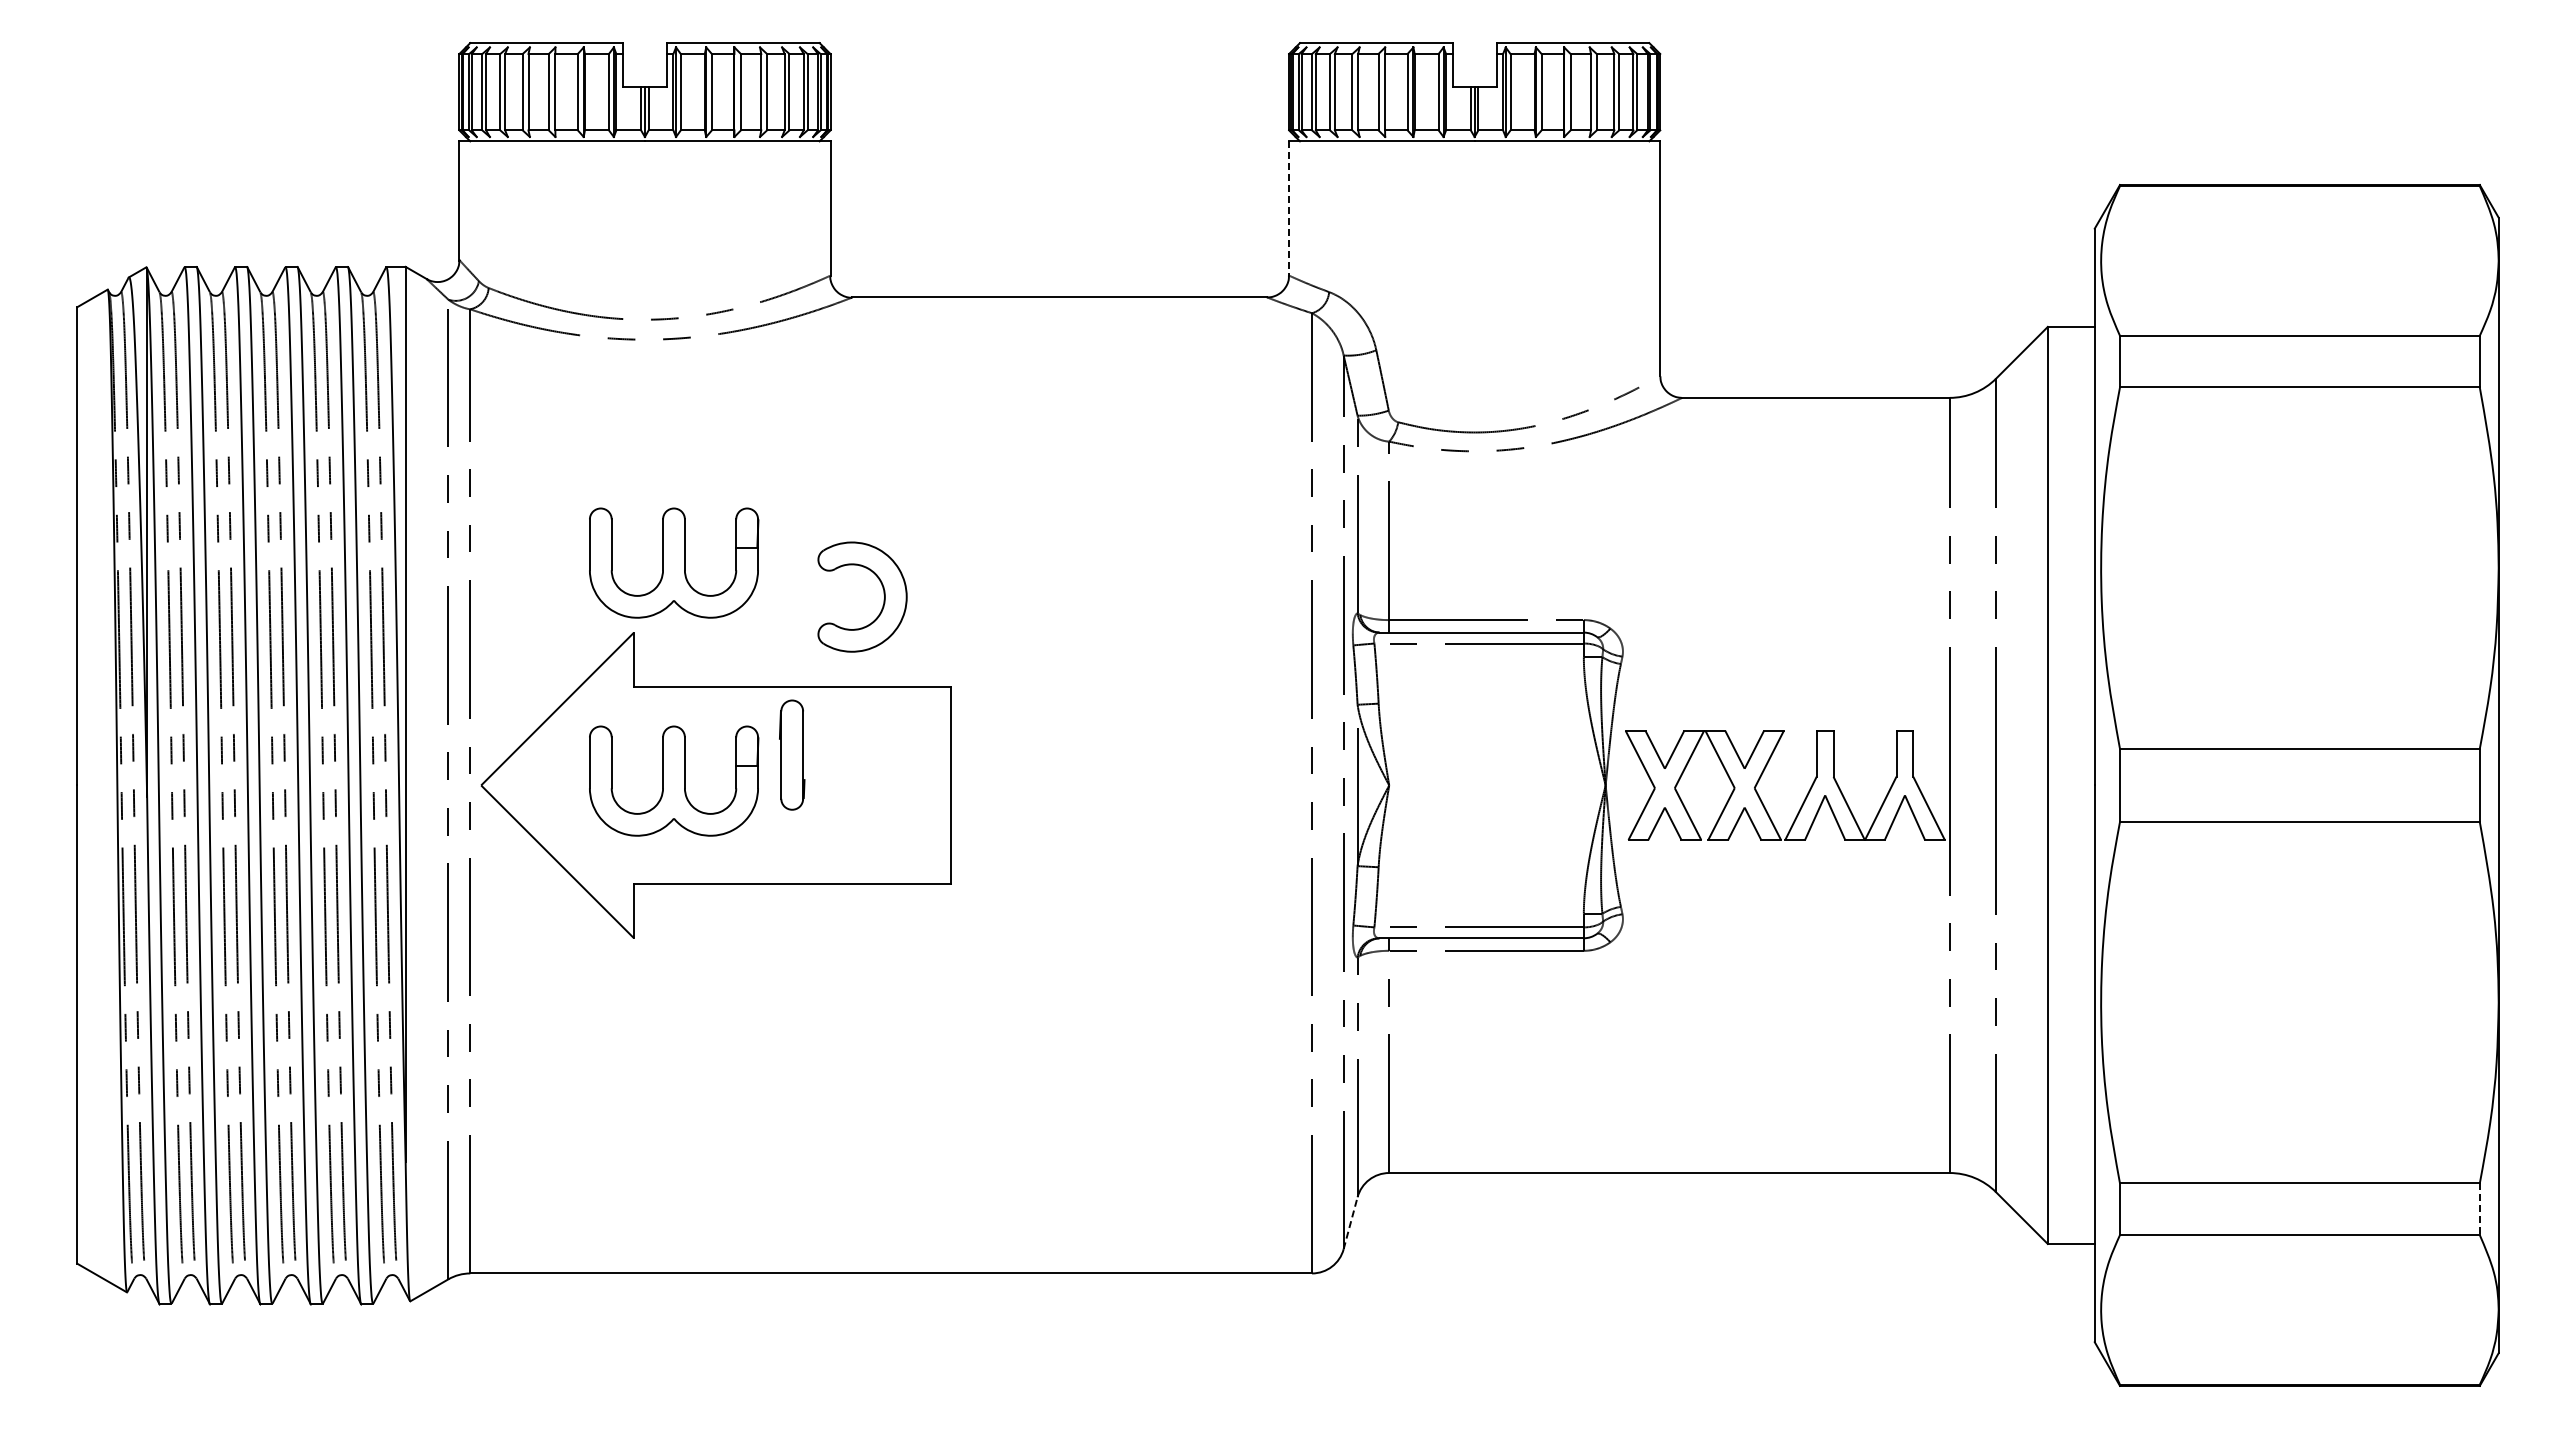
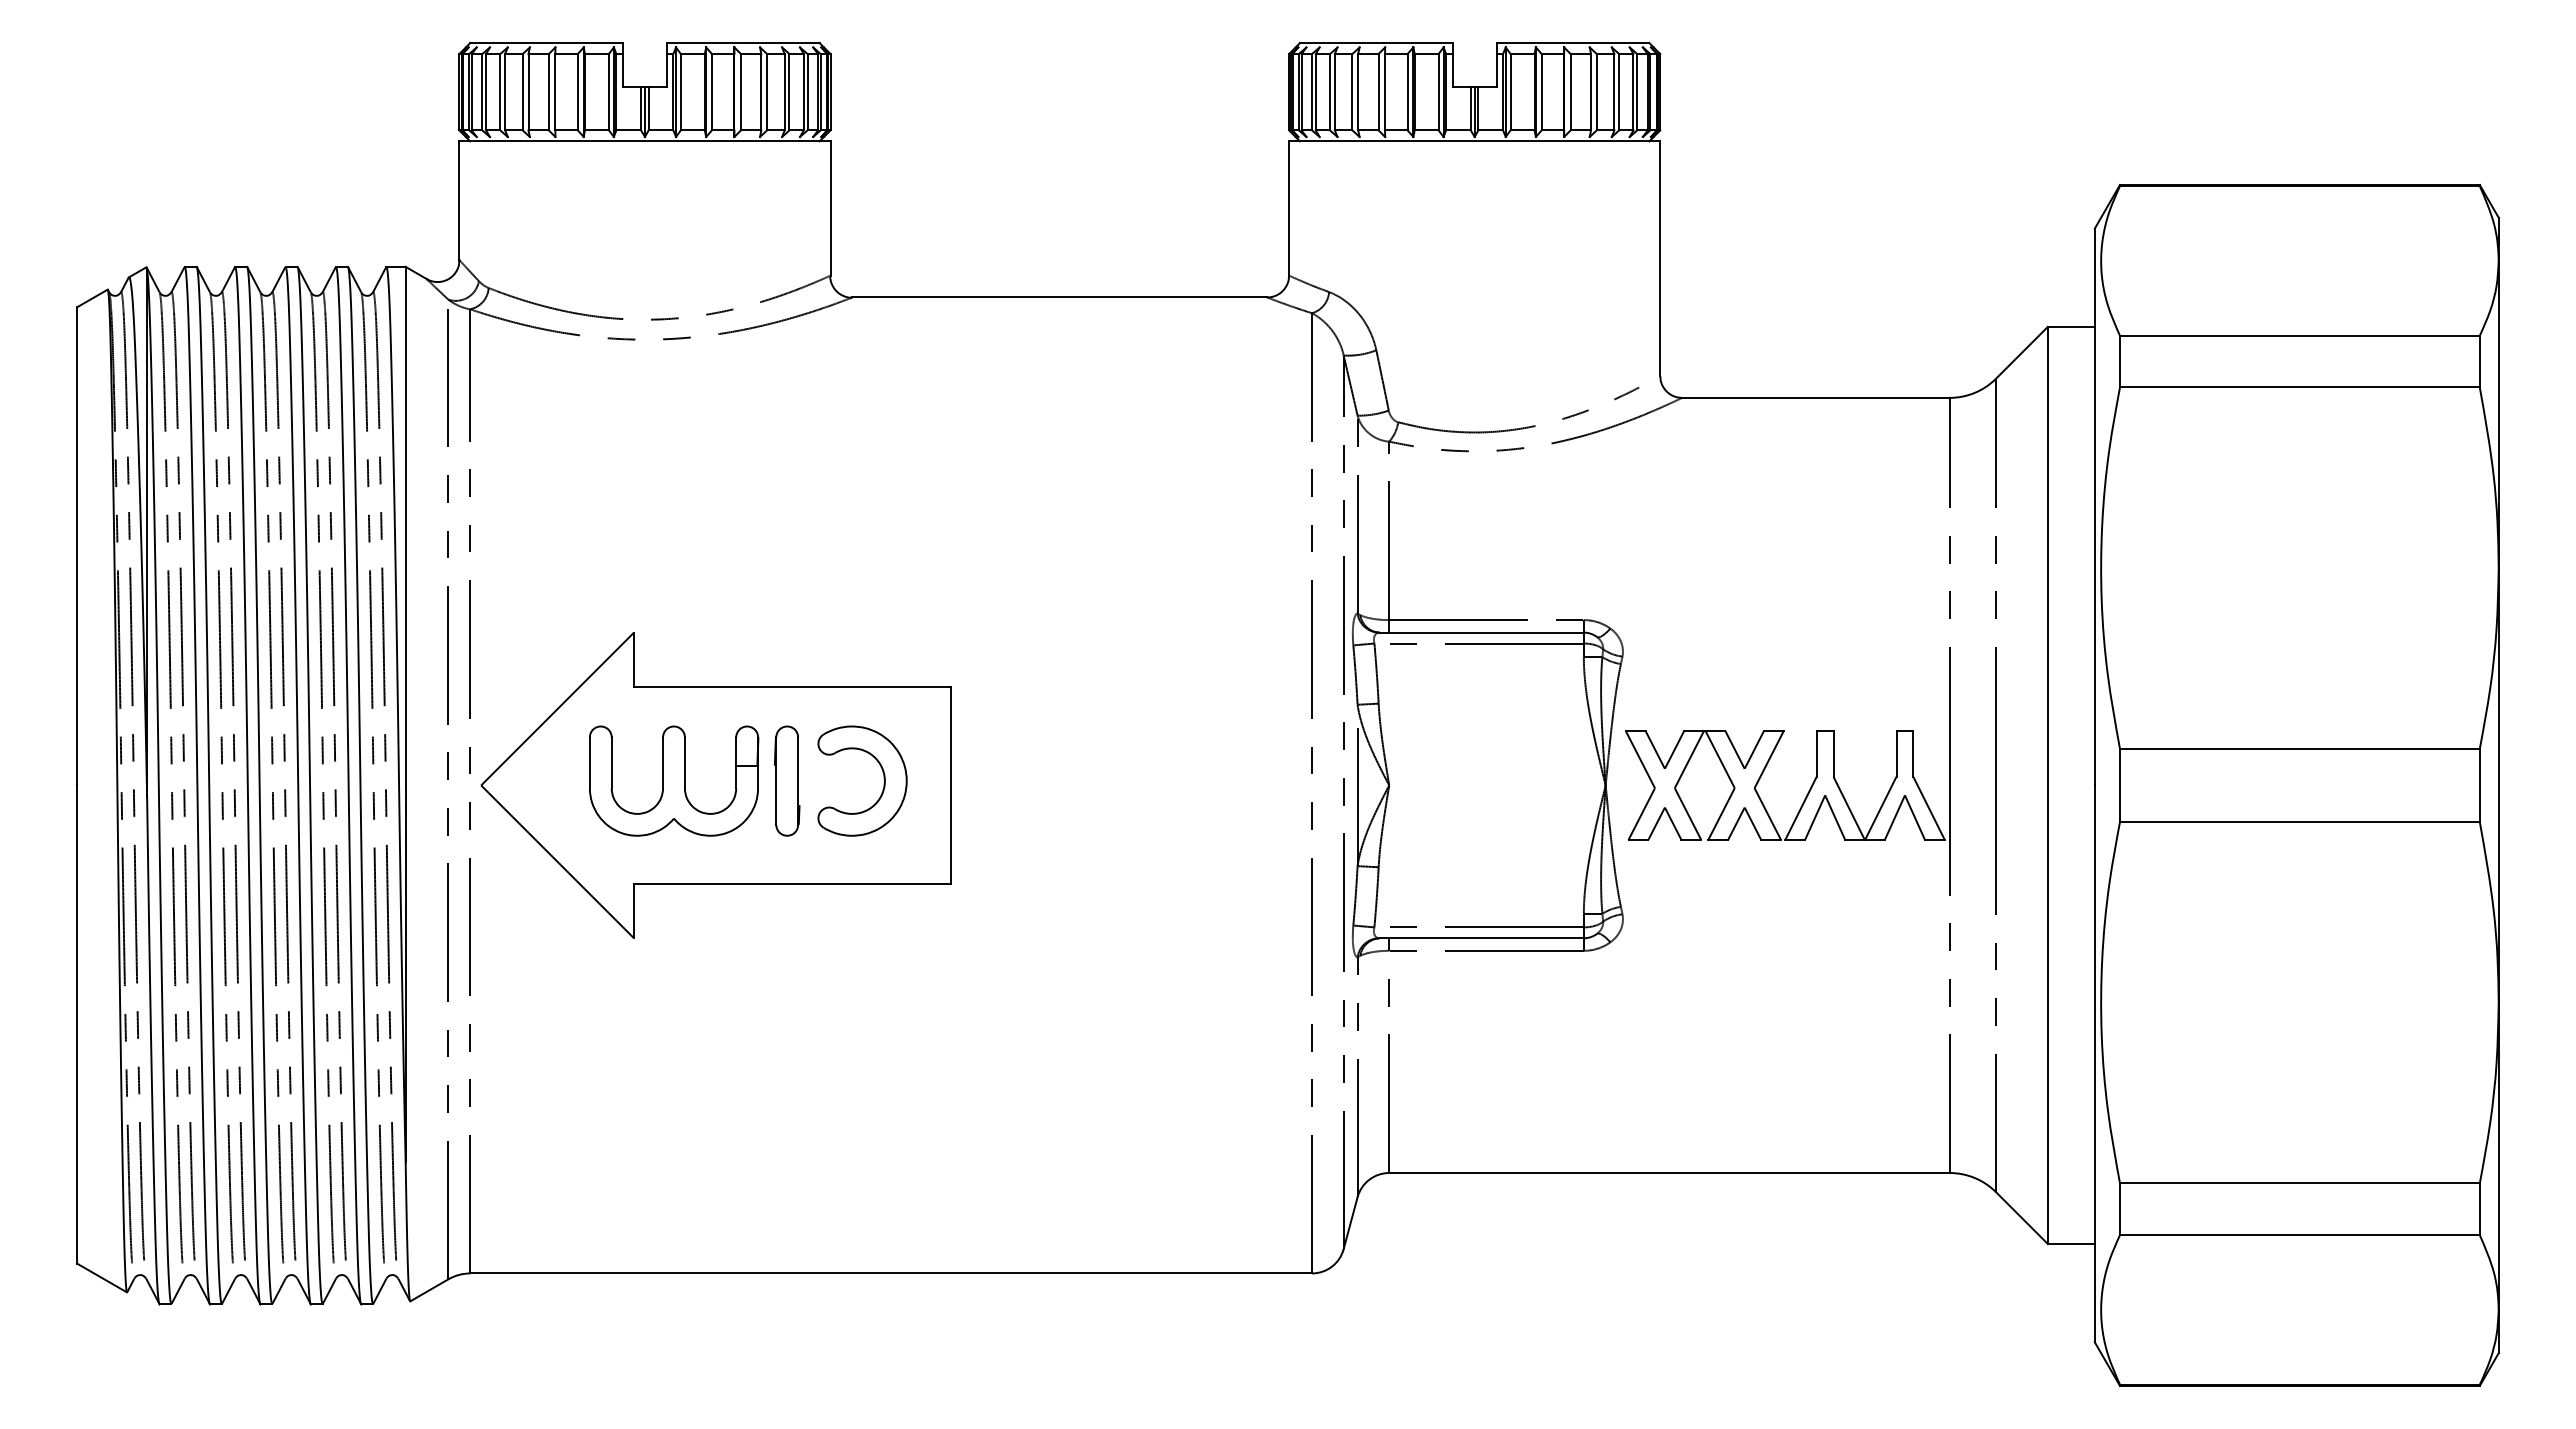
line: dashed -> solid (1289, 209)
part: present -> none (674, 562)
part position: (883, 594) -> (883, 778) (883, 778)
part position: (792, 754) -> (787, 780) (787, 780)
line: dashed -> solid (2479, 1209)
line: dashed -> solid (1350, 1223)
